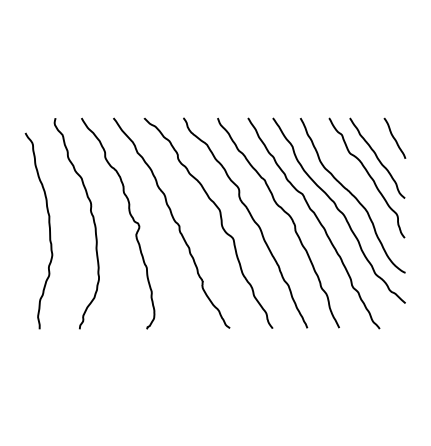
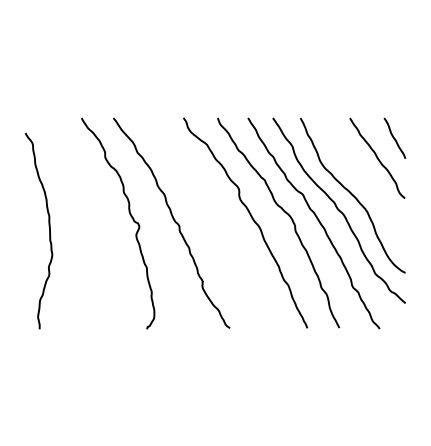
curve: present -> none (368, 175)
curve: present -> none (92, 219)
curve: present -> none (220, 223)
